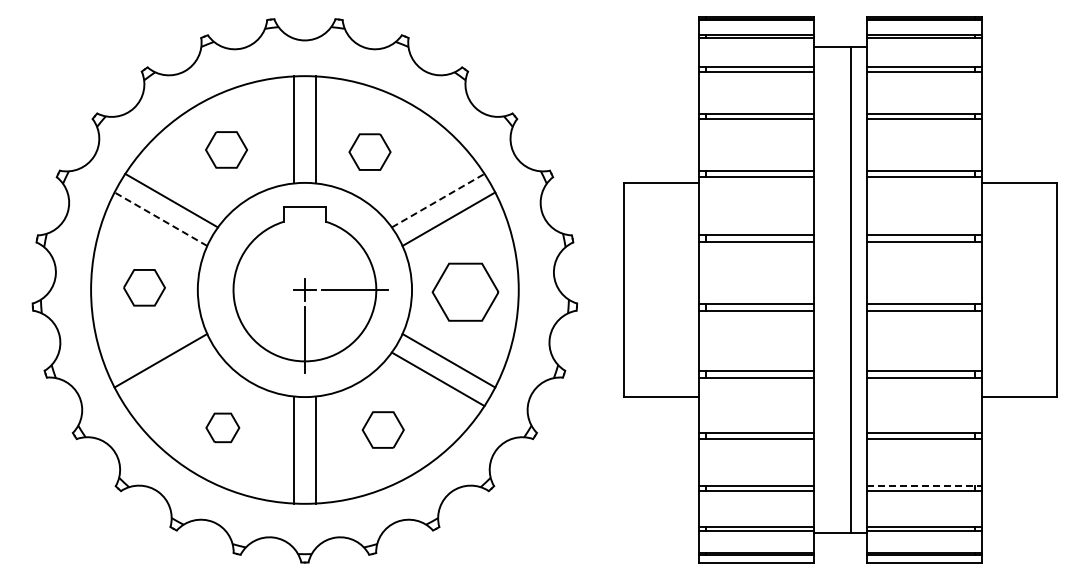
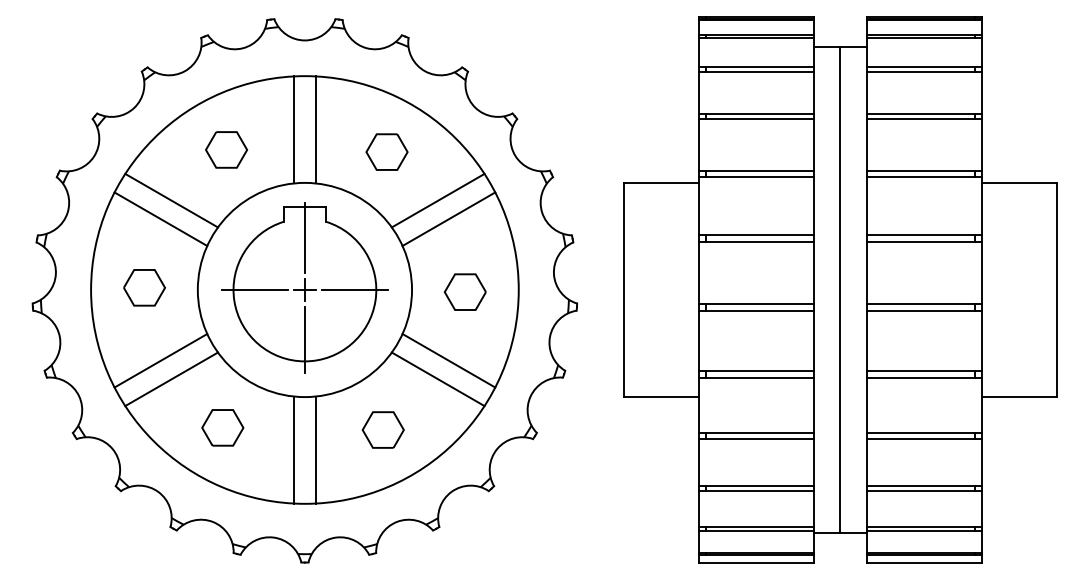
part position: (369, 151) -> (386, 151) (386, 151)
line: dashed -> solid (438, 200)
line: dashed -> solid (160, 219)
line: none -> present (304, 237)
line position: (851, 289) -> (840, 289) (840, 289)
line: none -> present (254, 290)
part size: 69x60 px -> 44x38 px (464, 291)
line: none -> present (171, 379)
part size: 36x32 px -> 44x38 px (222, 427)
line: dashed -> solid (925, 486)
